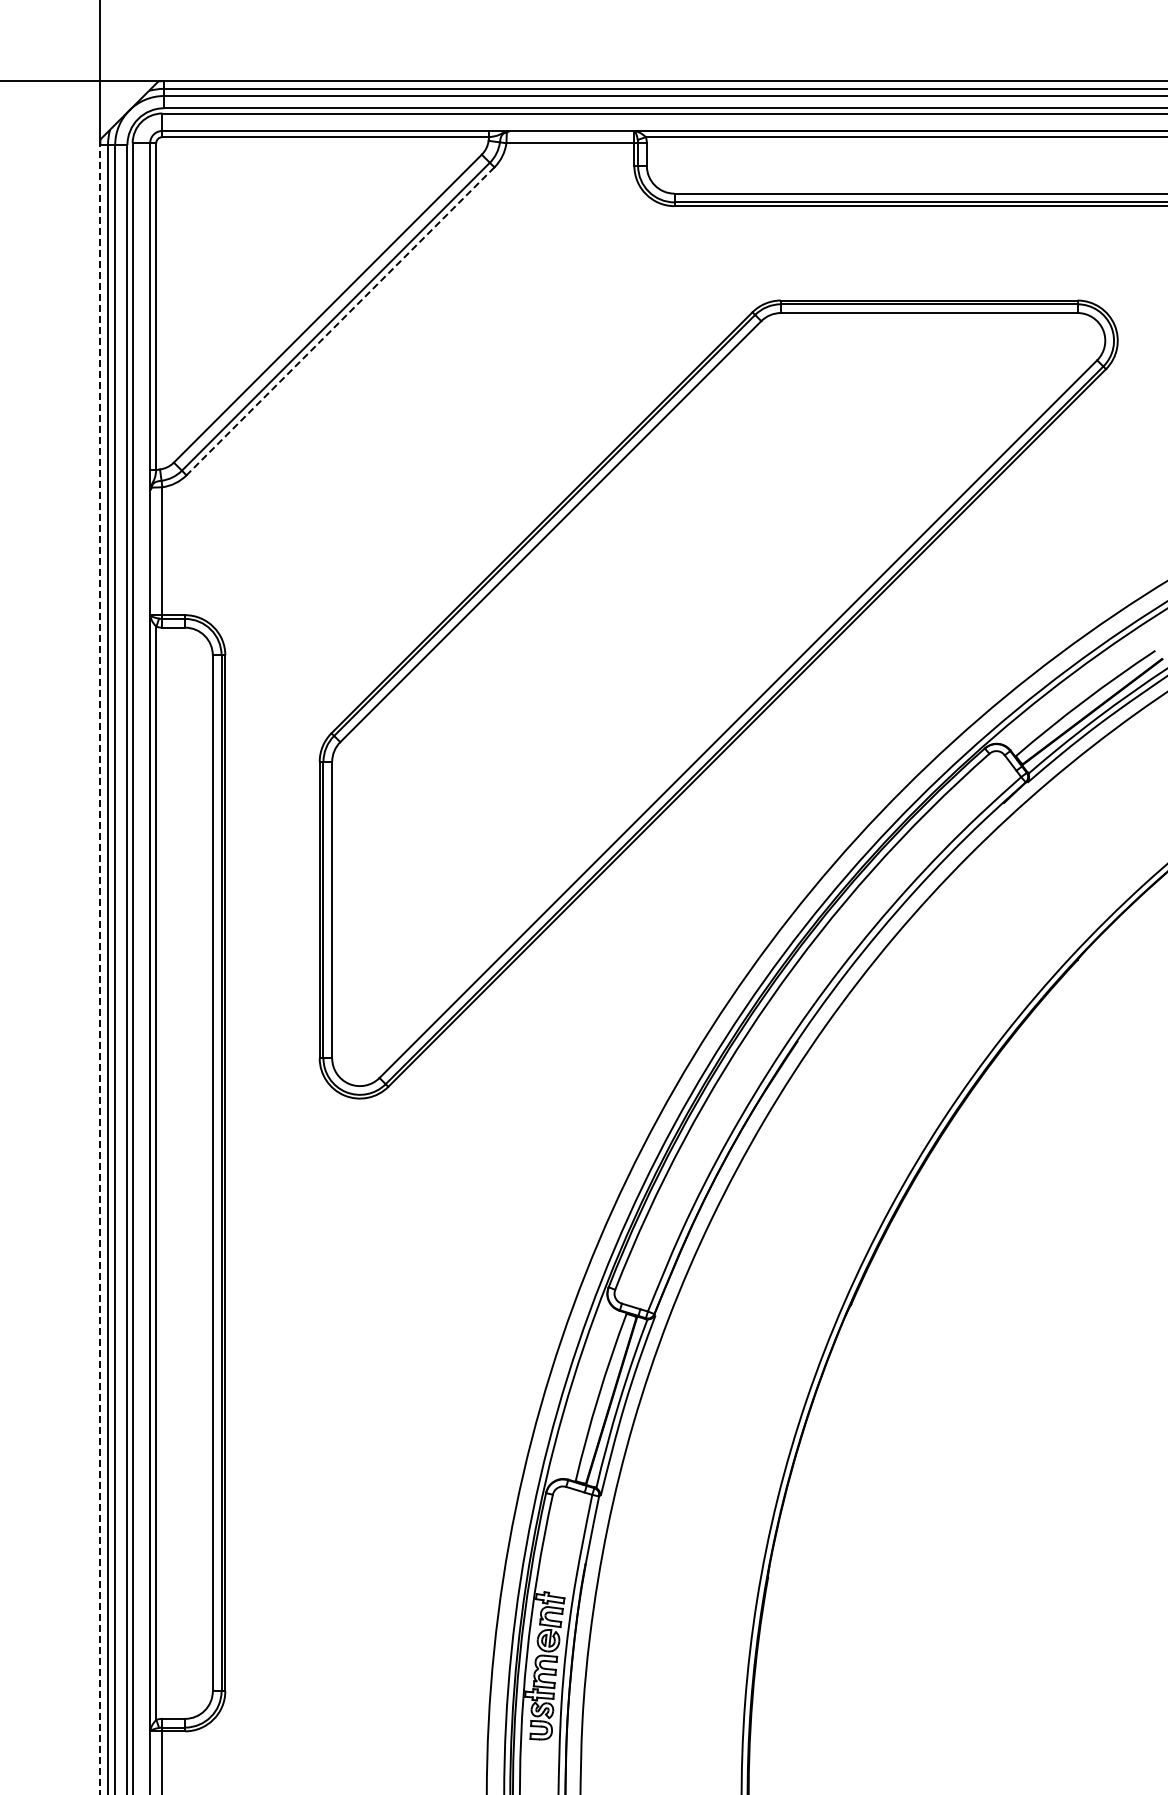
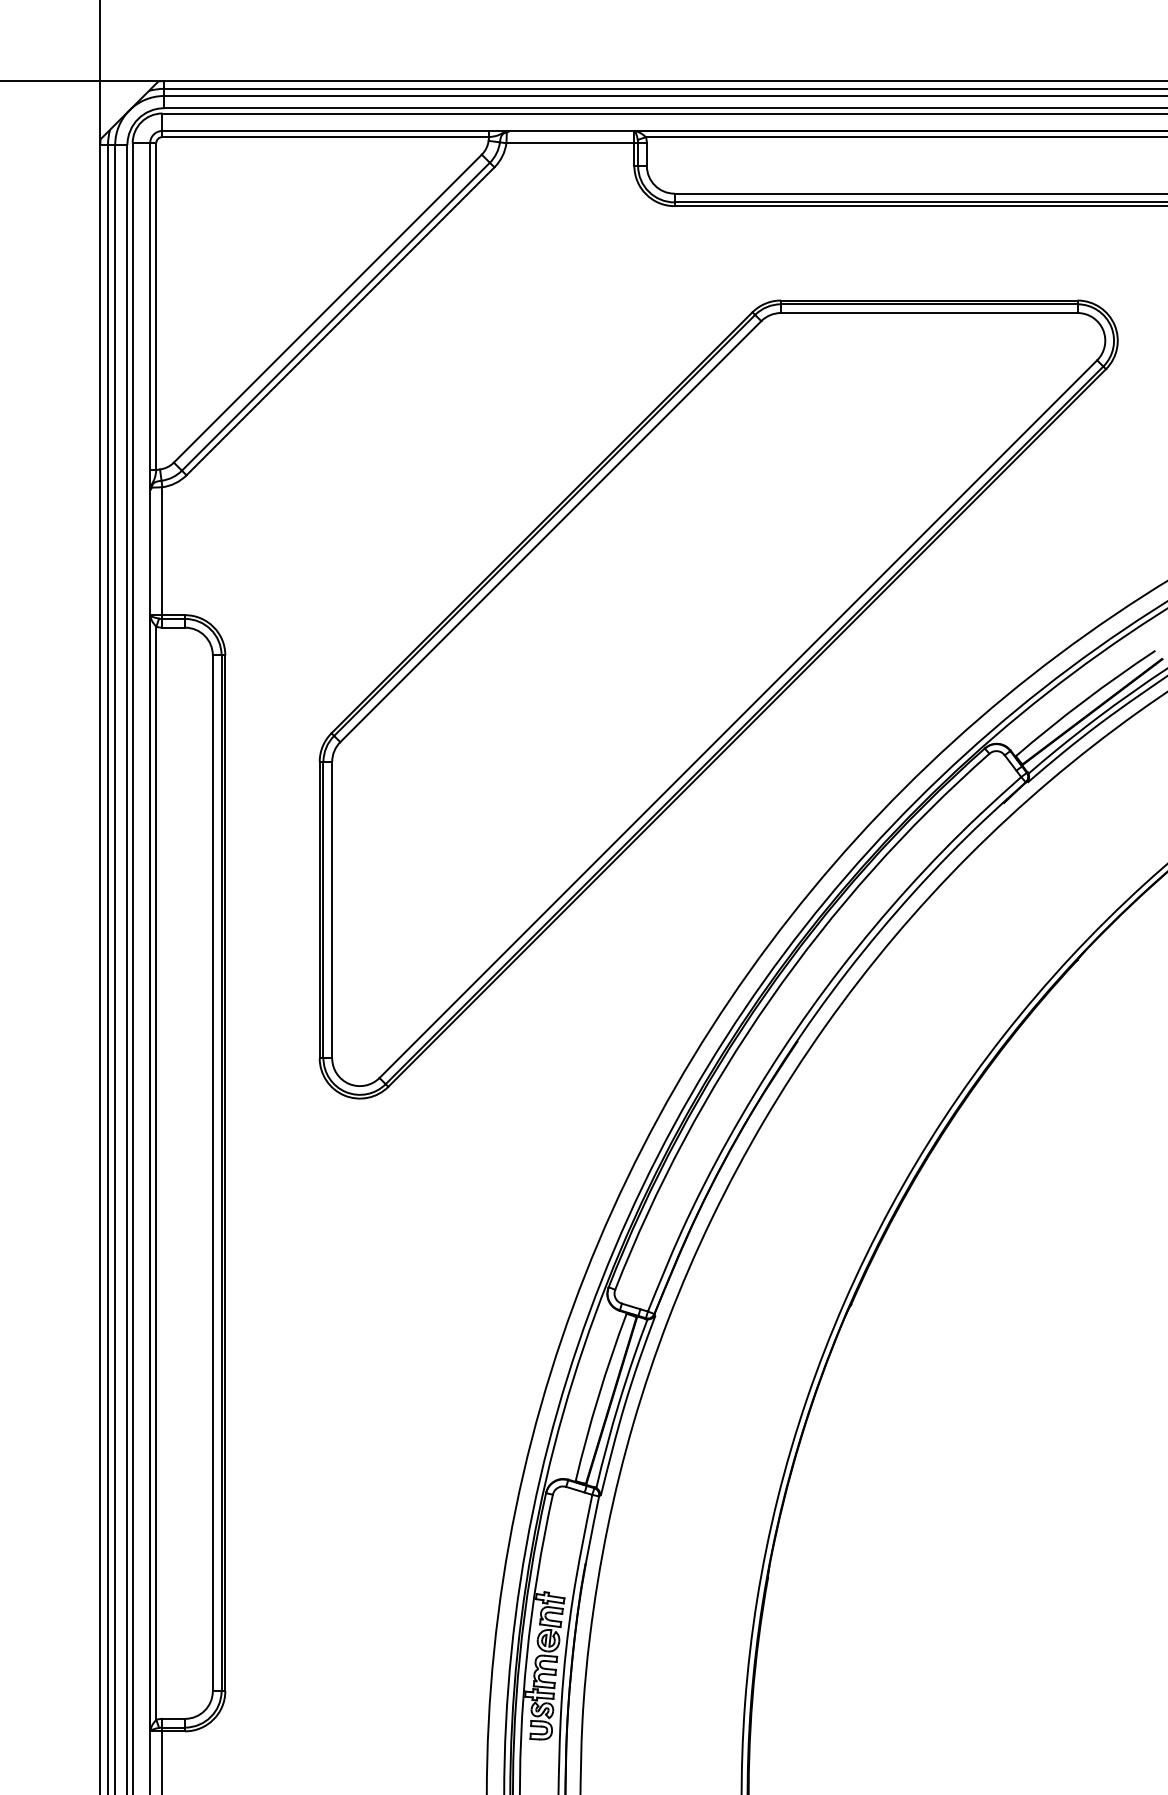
line: dashed -> solid (340, 321)
line: dashed -> solid (100, 969)
